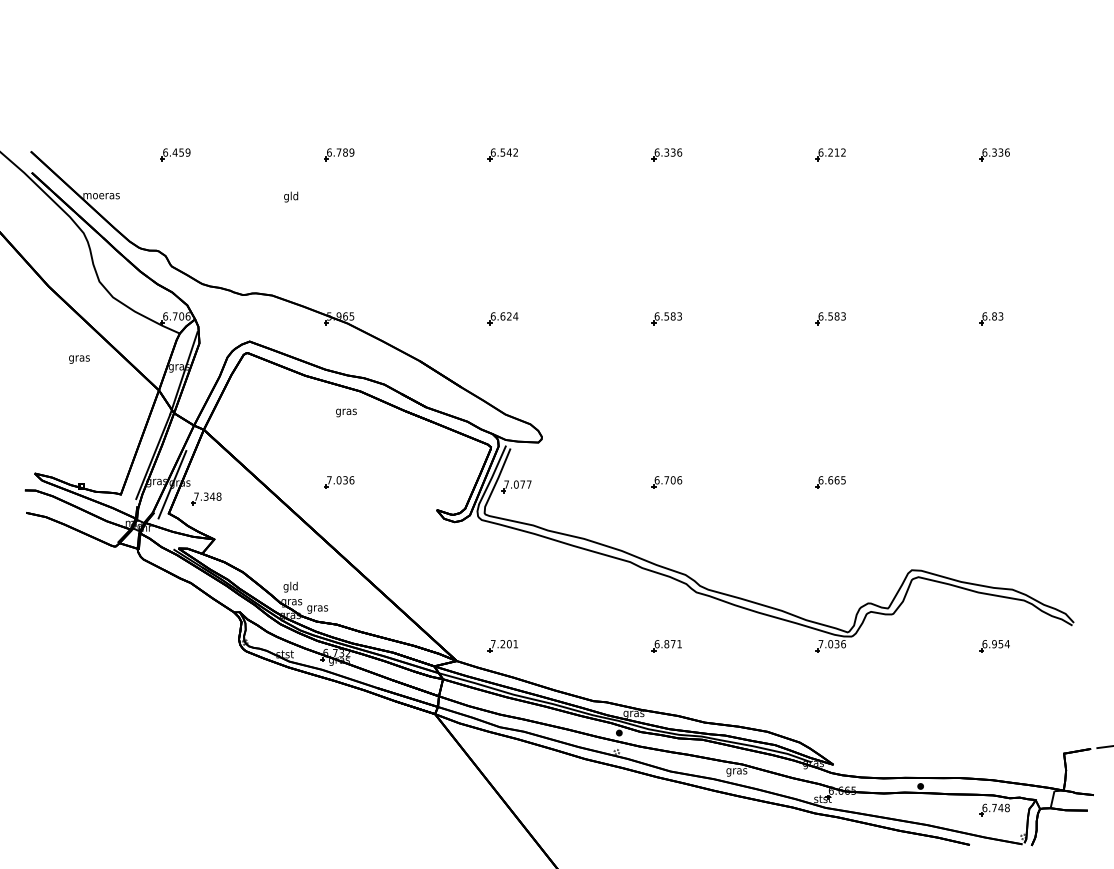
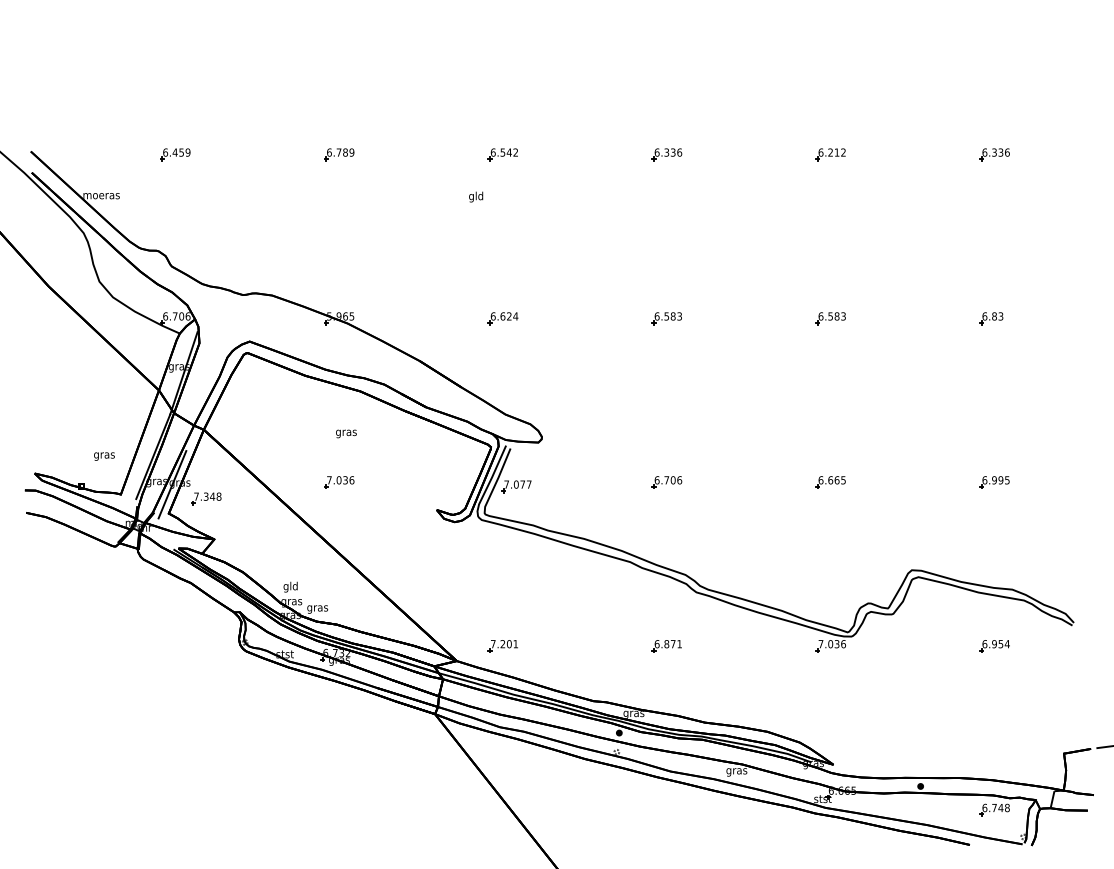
text position: (291, 196) -> (476, 196) (476, 196)
text position: (79, 359) -> (104, 456) (104, 456)
text position: (346, 412) -> (346, 433) (346, 433)
part: none -> present (994, 482)
